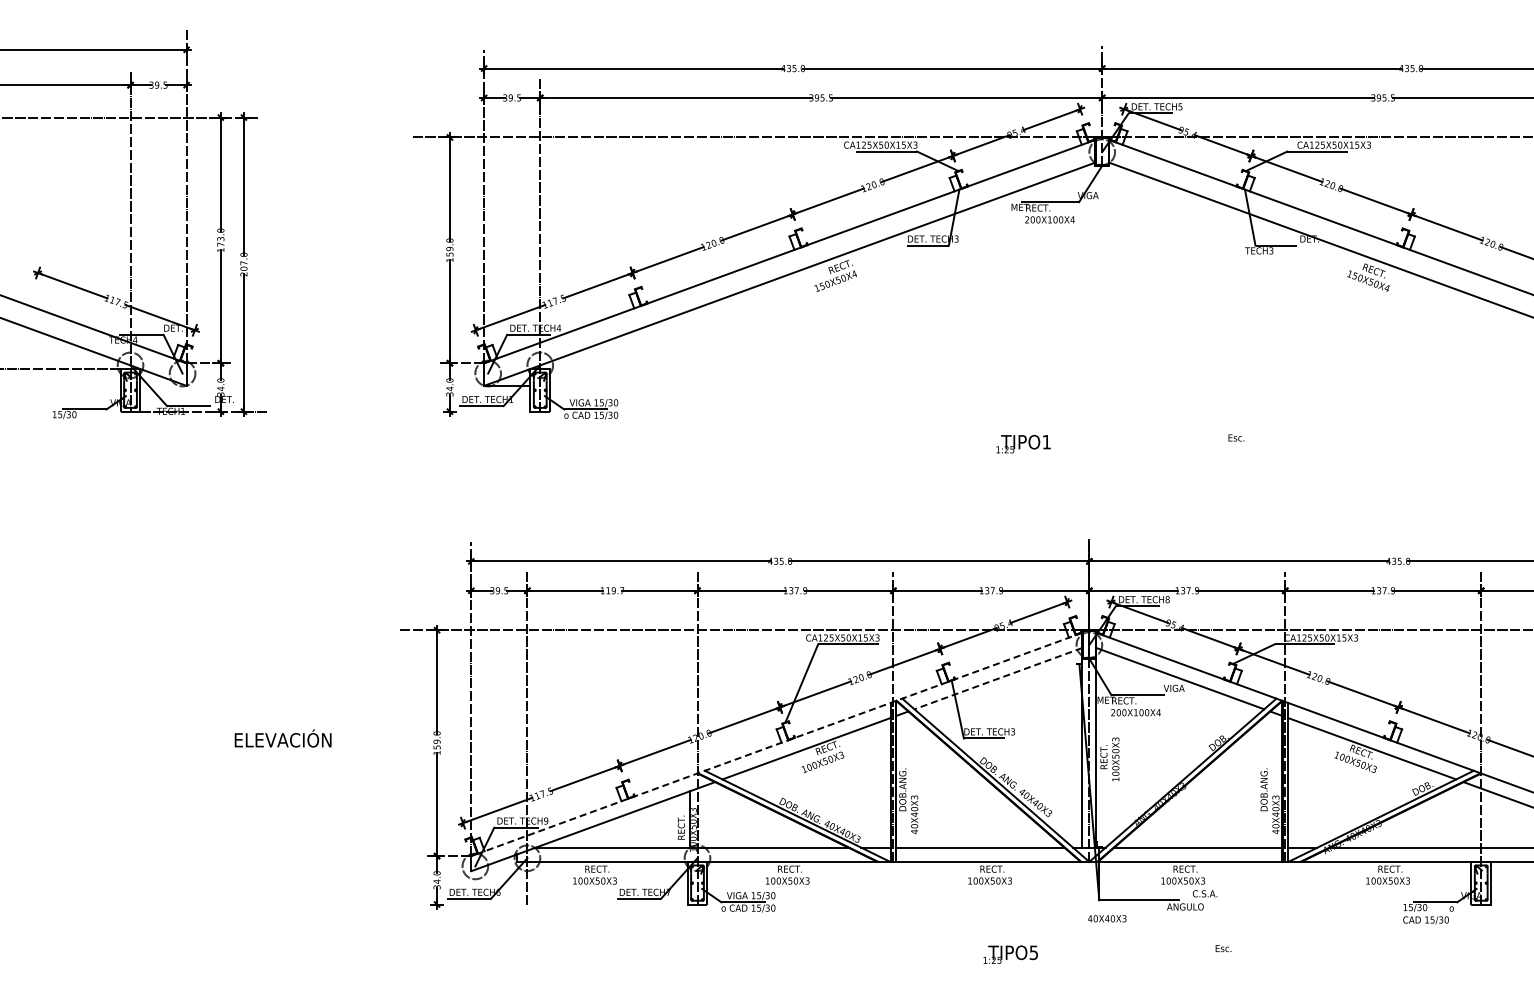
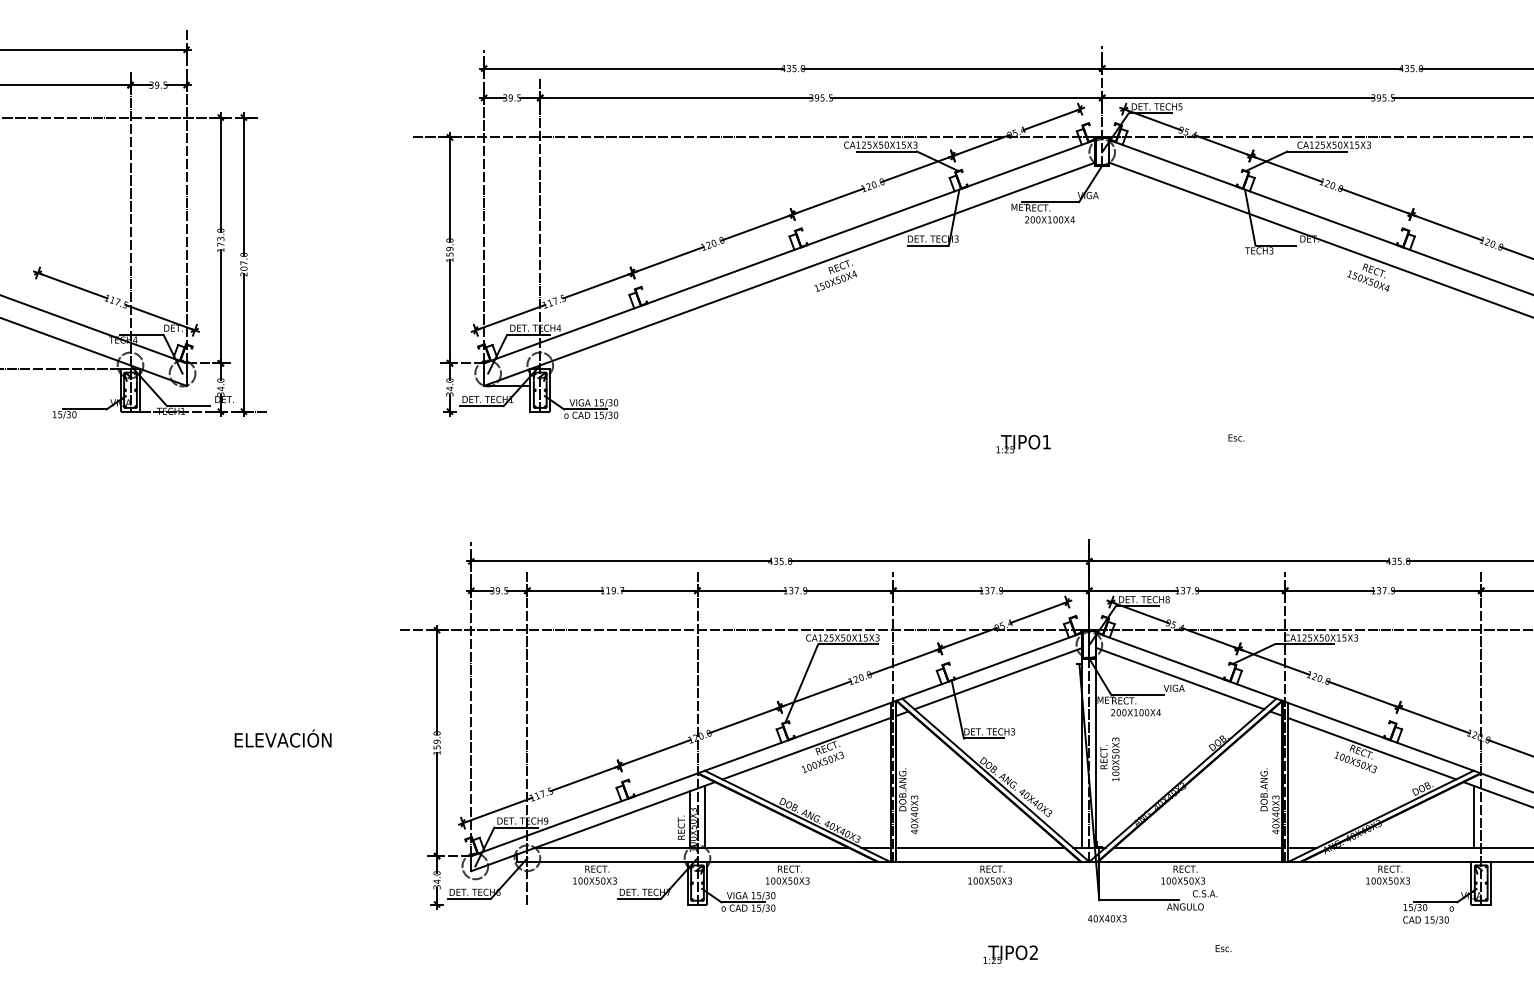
line: dashed -> solid (997, 678)
line: dashed -> solid (776, 744)
line: none -> present (704, 816)
line: none -> present (1474, 816)
text: TIPO5 -> TIPO2 (1033, 952)
